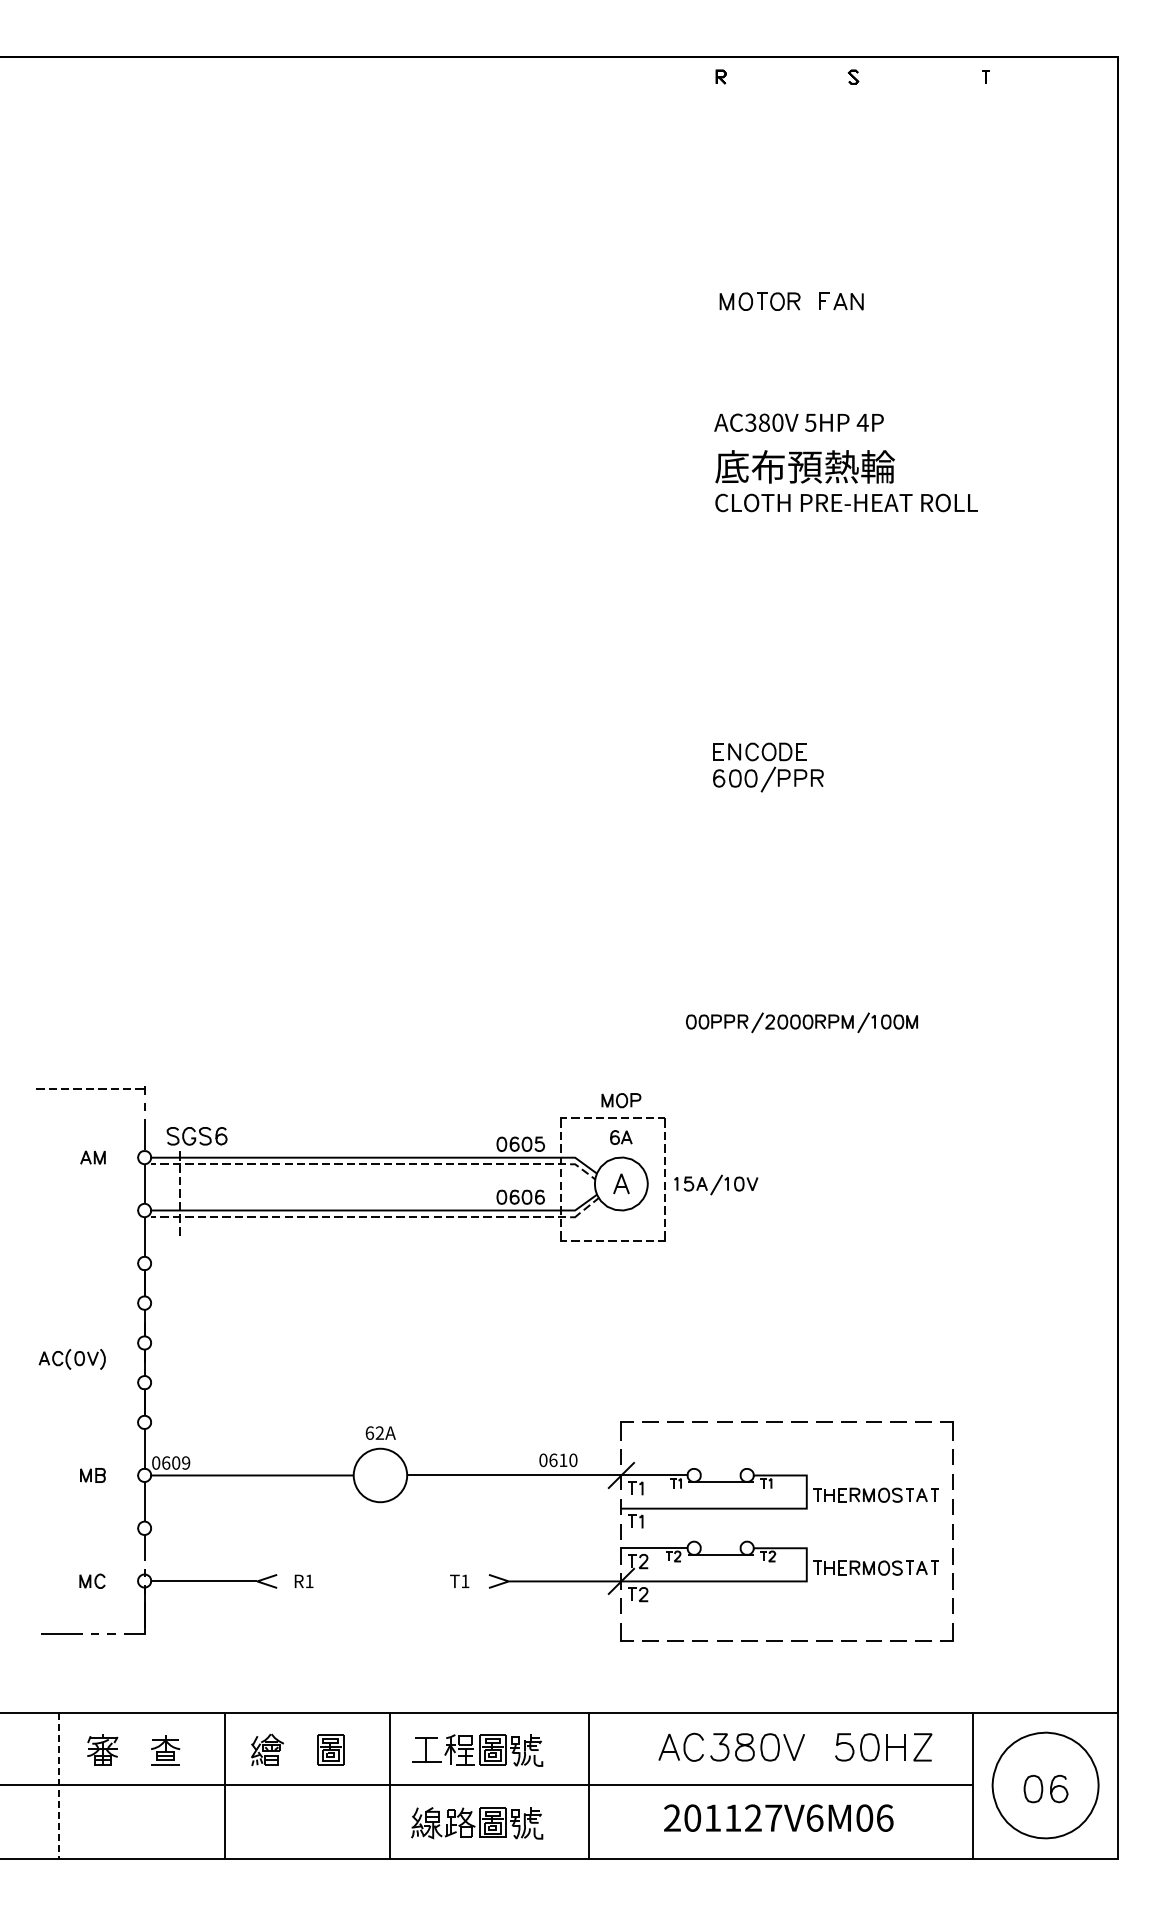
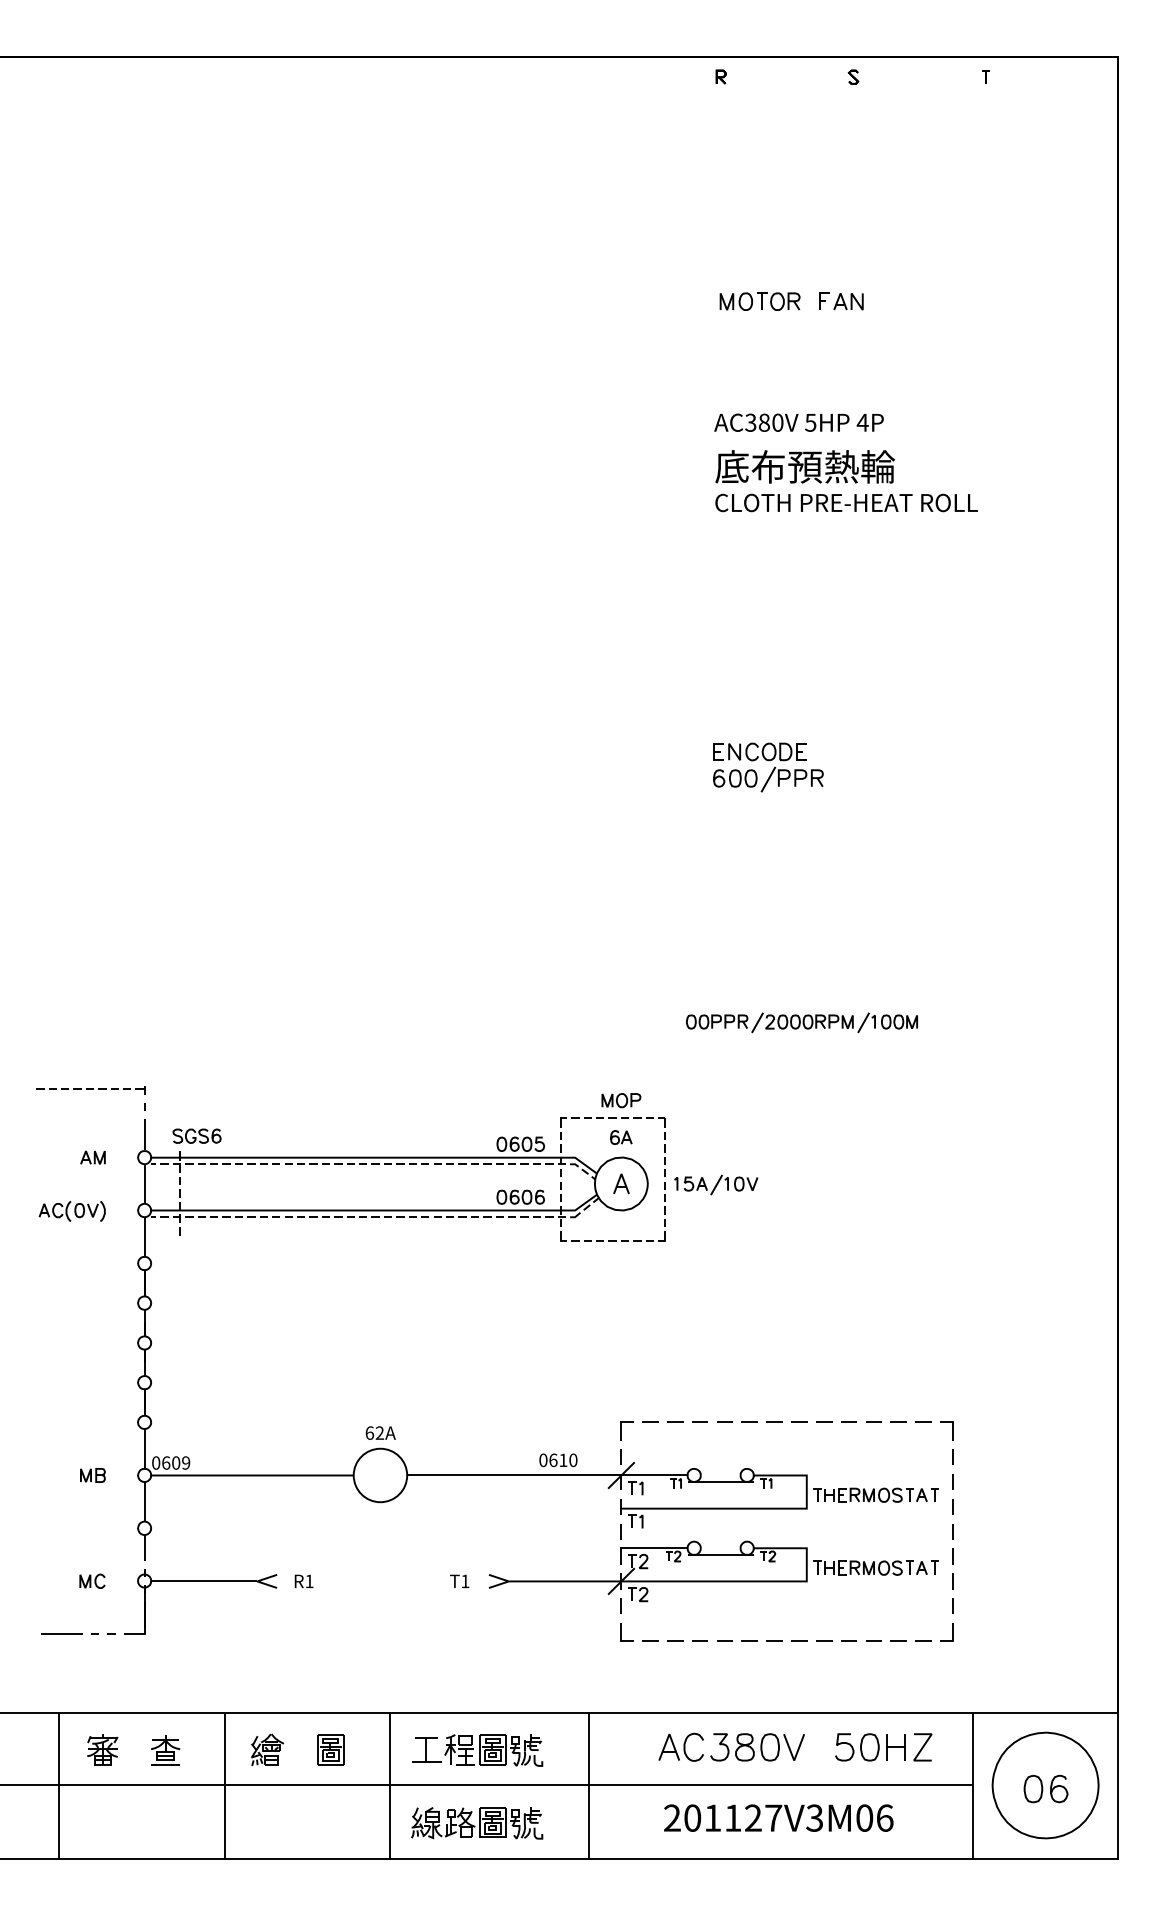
part size: 62x19 px -> 50x16 px (196, 1135)
part position: (71, 1359) -> (71, 1211) (71, 1211)
line: dashed -> solid (58, 1785)
text: 201127V6M06 -> 201127V3M06 (814, 1817)
